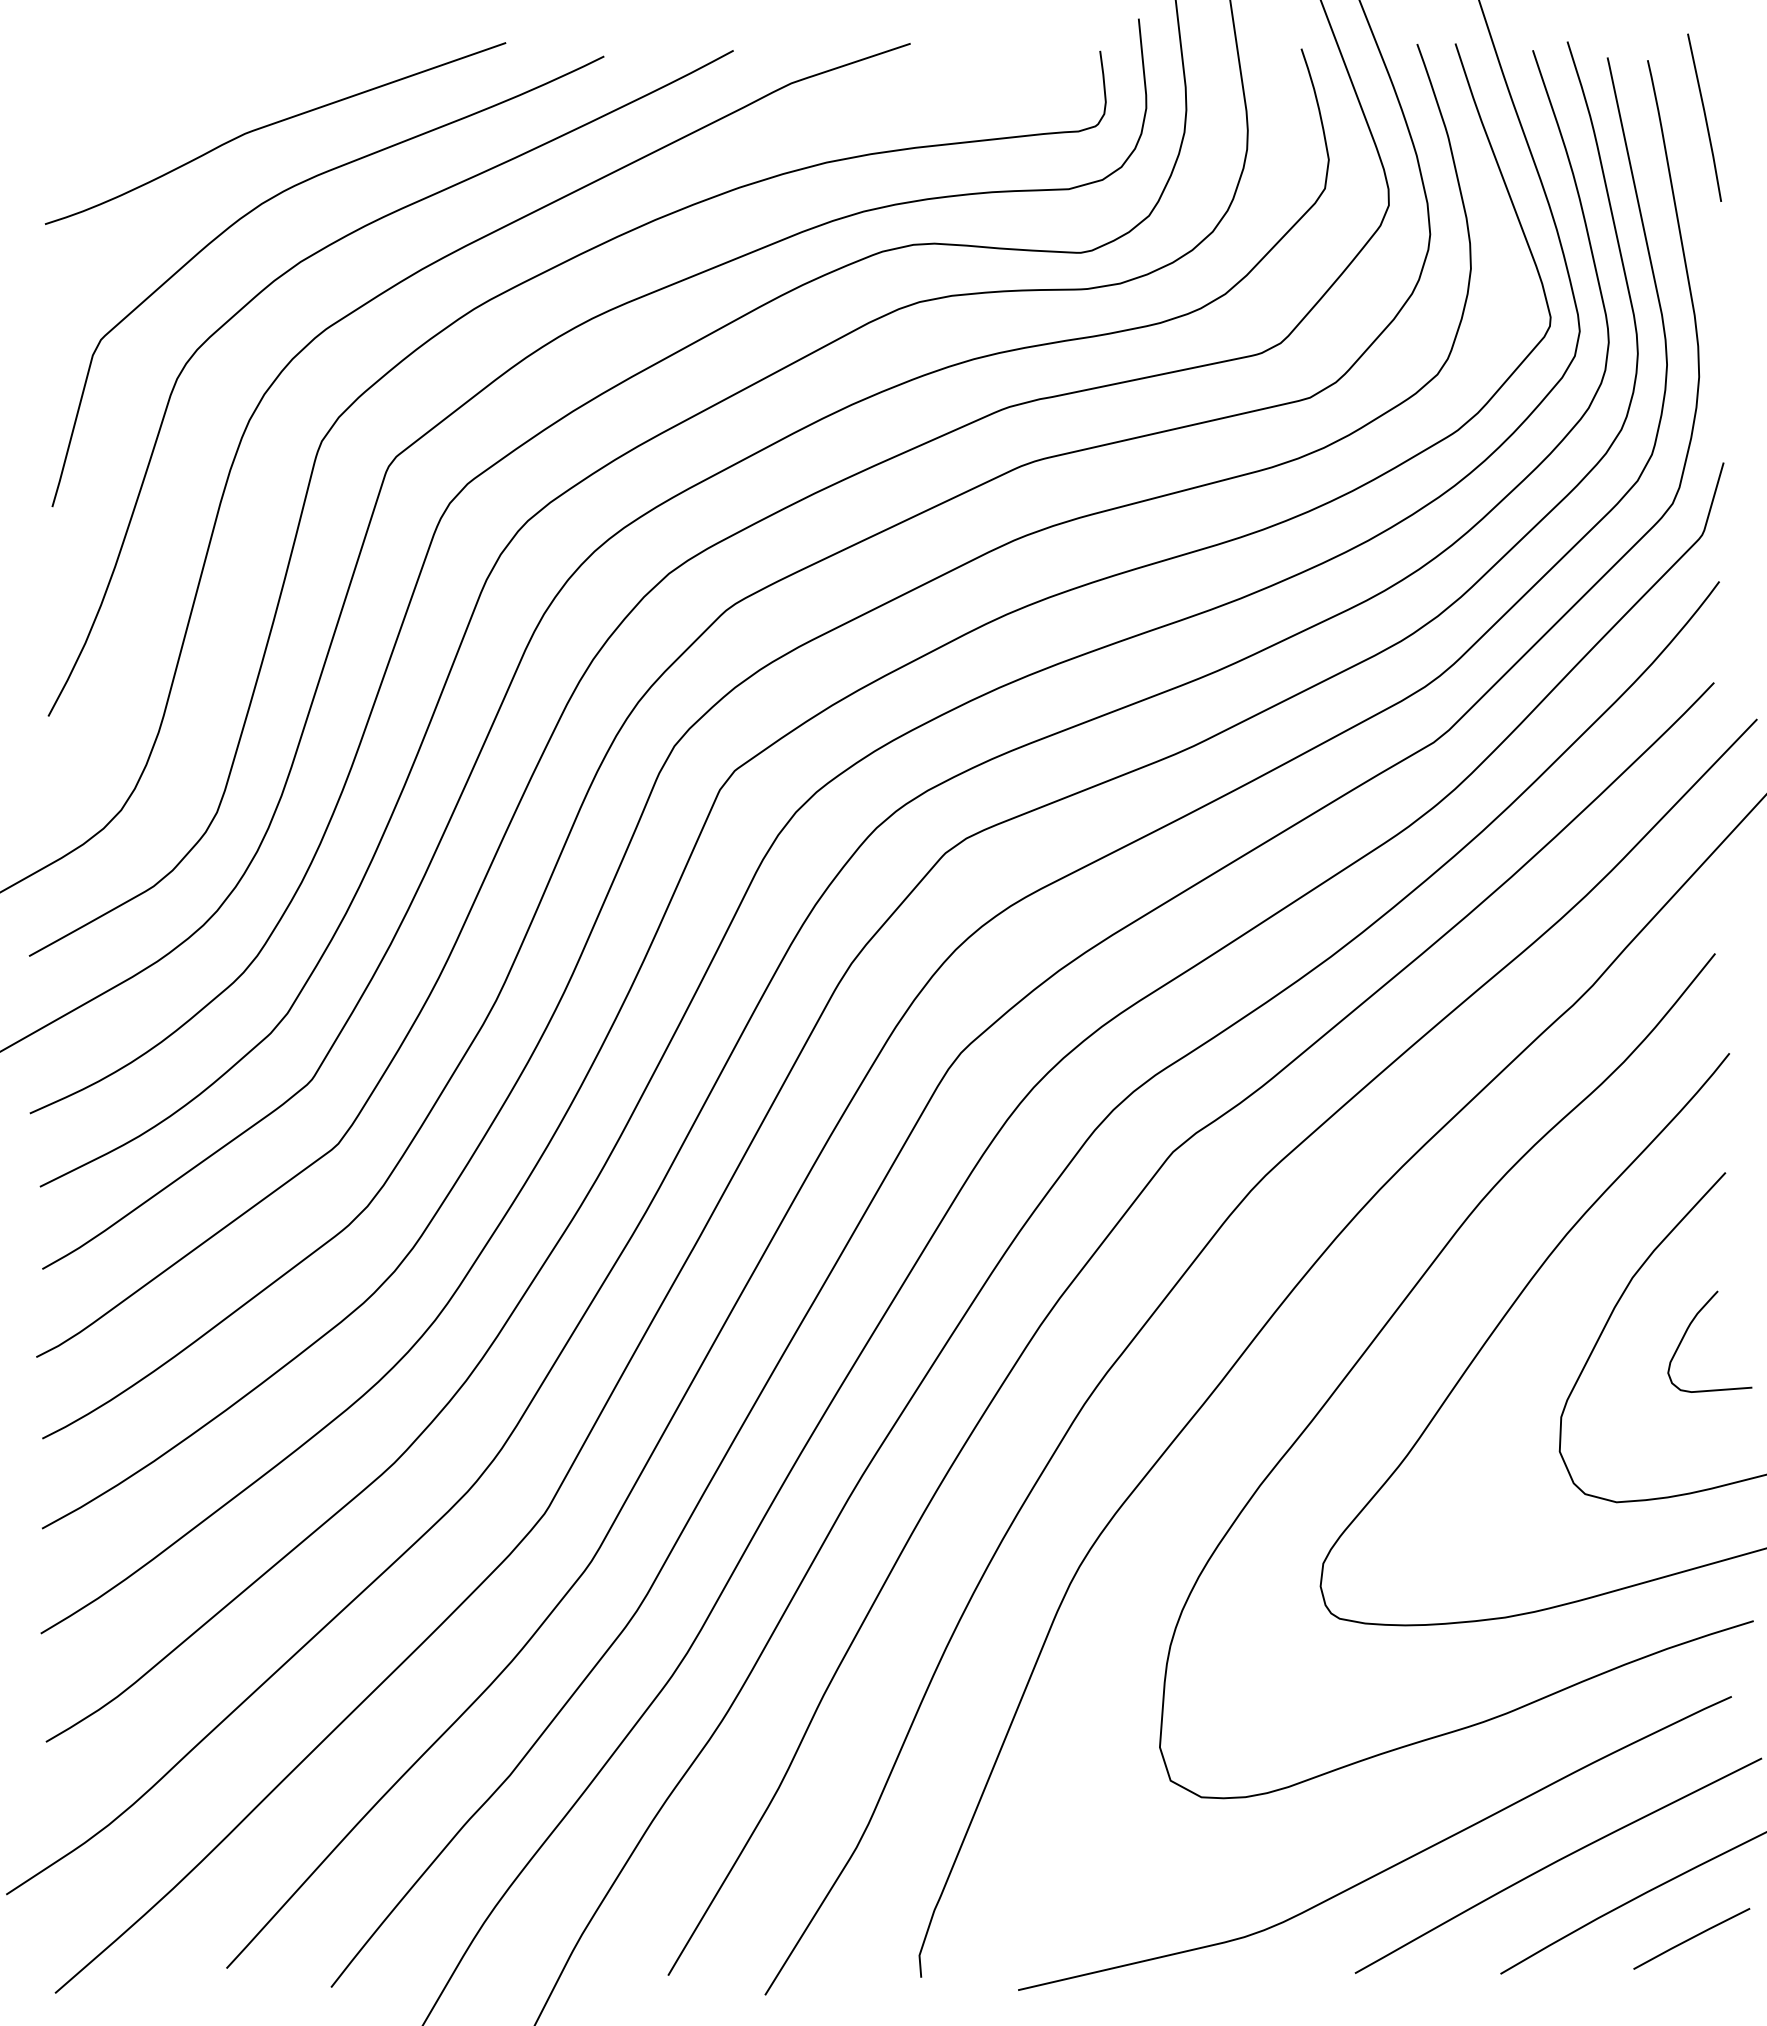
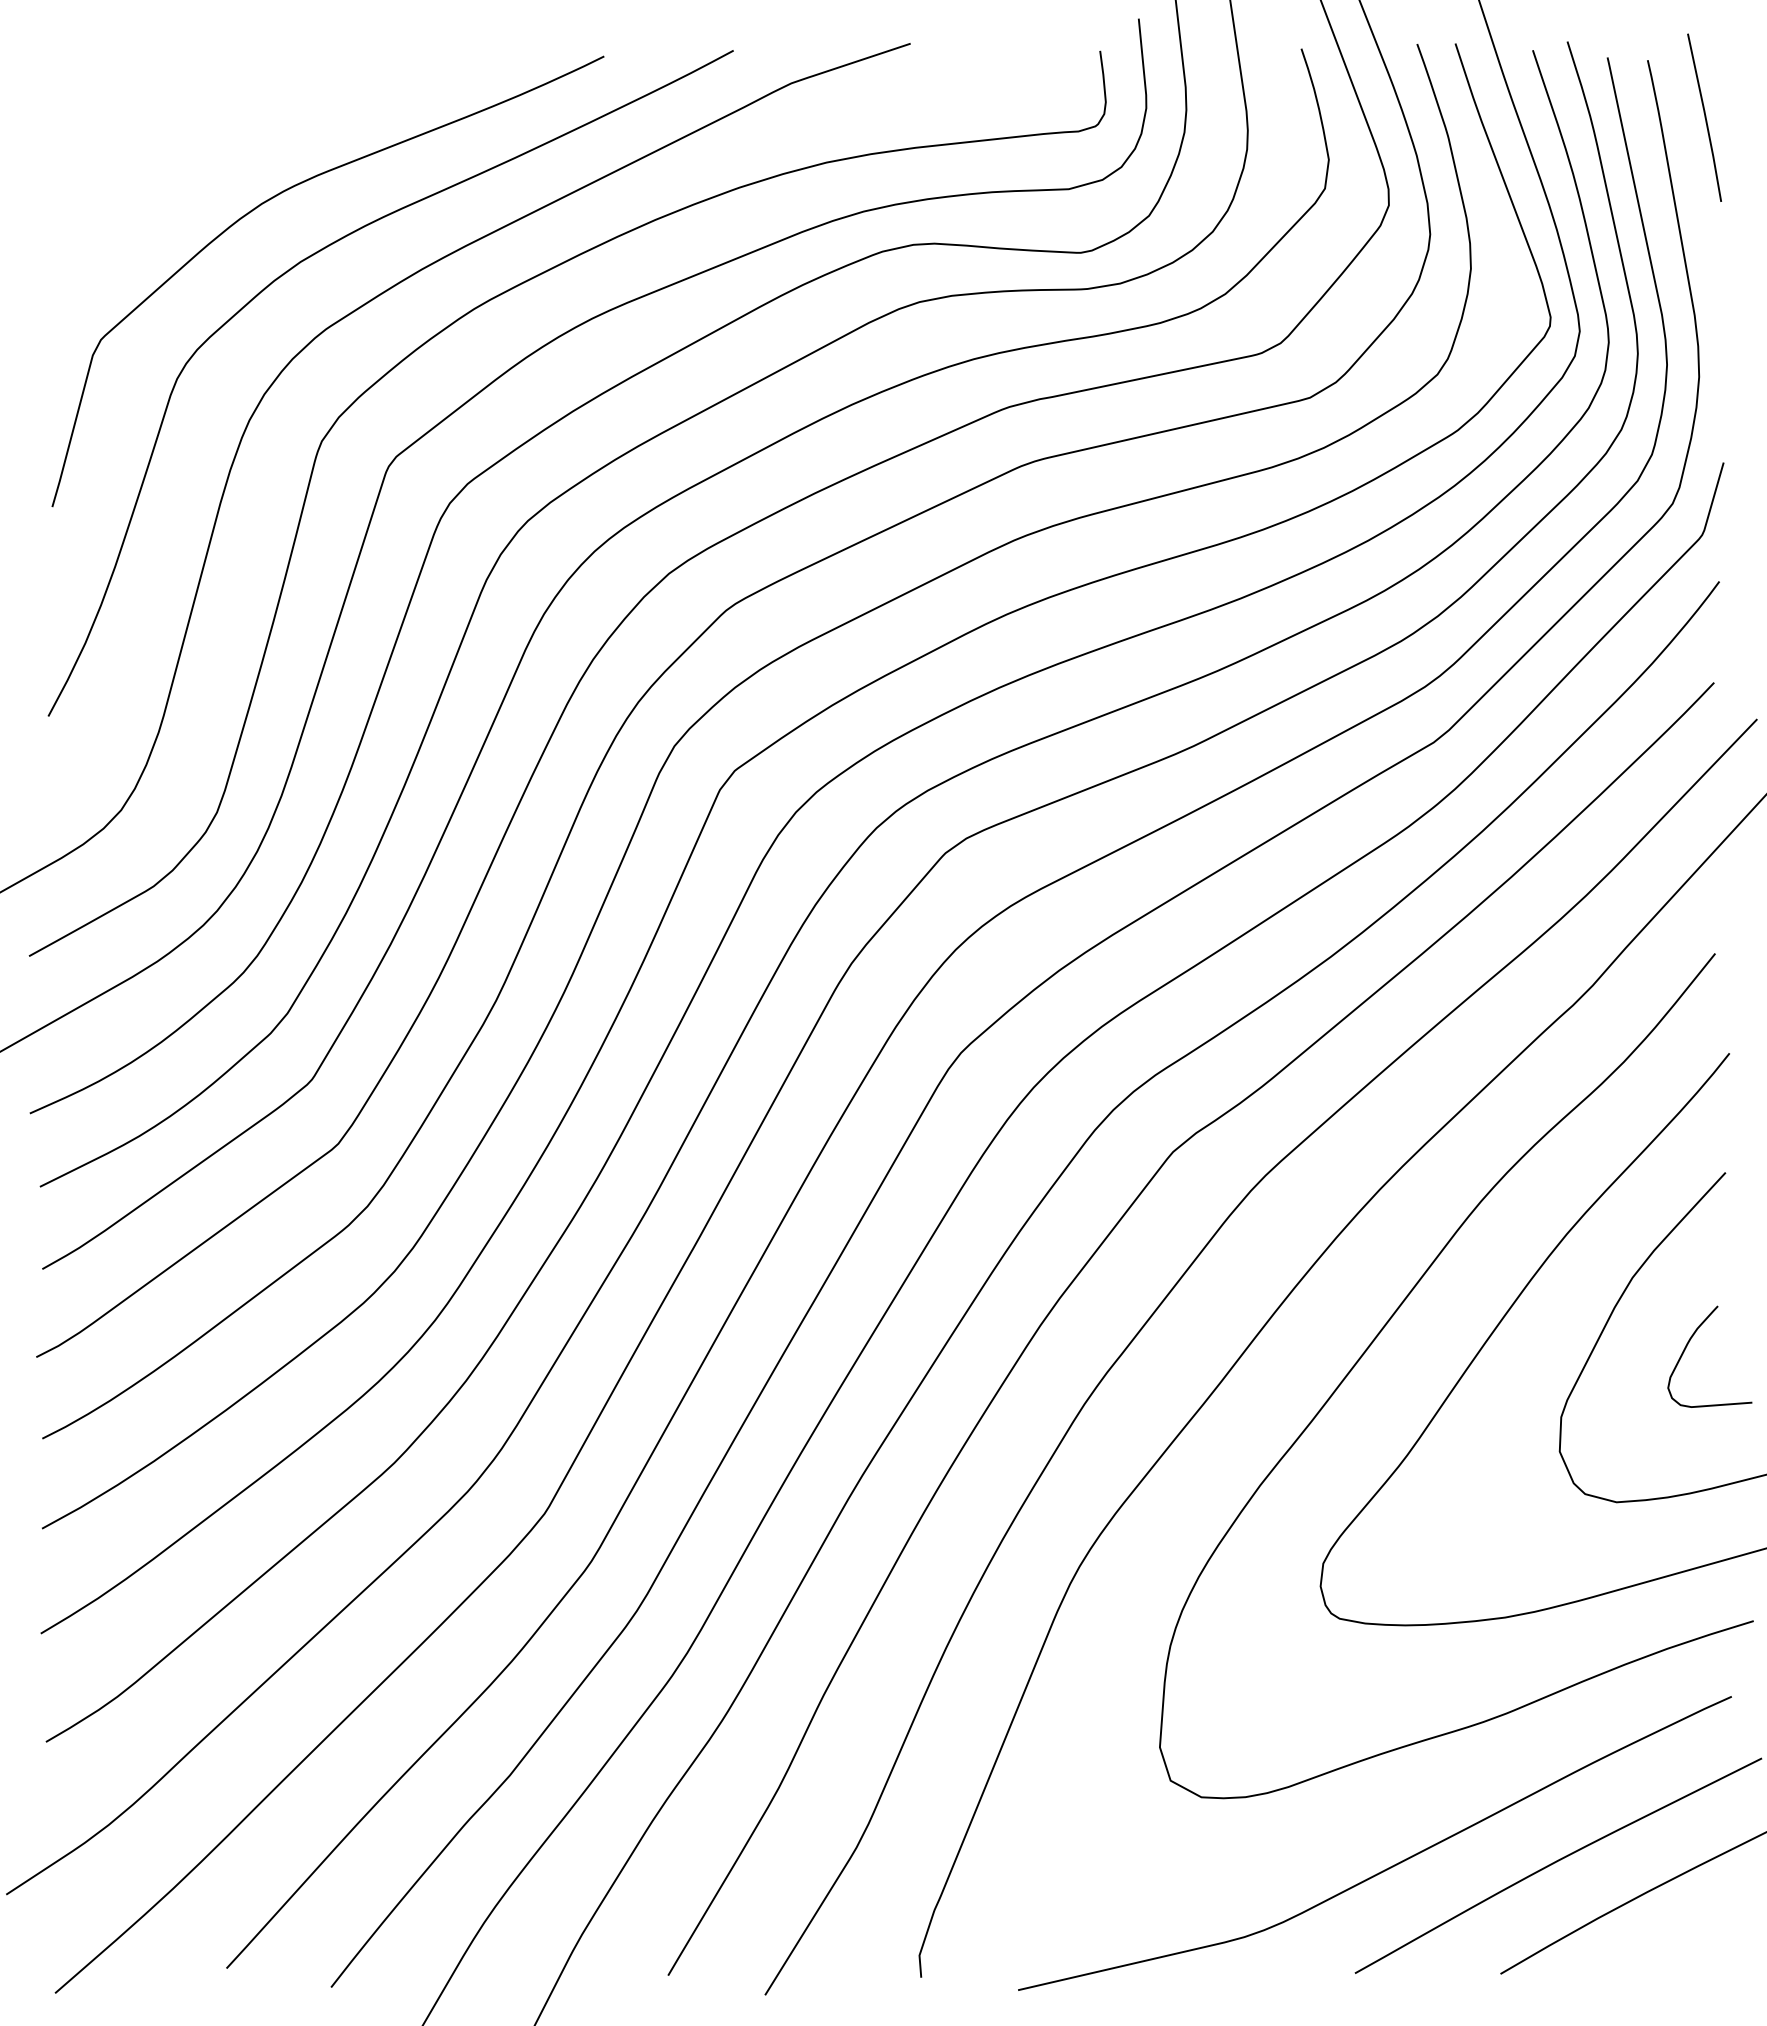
curve: present -> none (271, 125)
curve position: (1687, 1331) -> (1687, 1346) (1687, 1346)
line: present -> none (1691, 1938)
